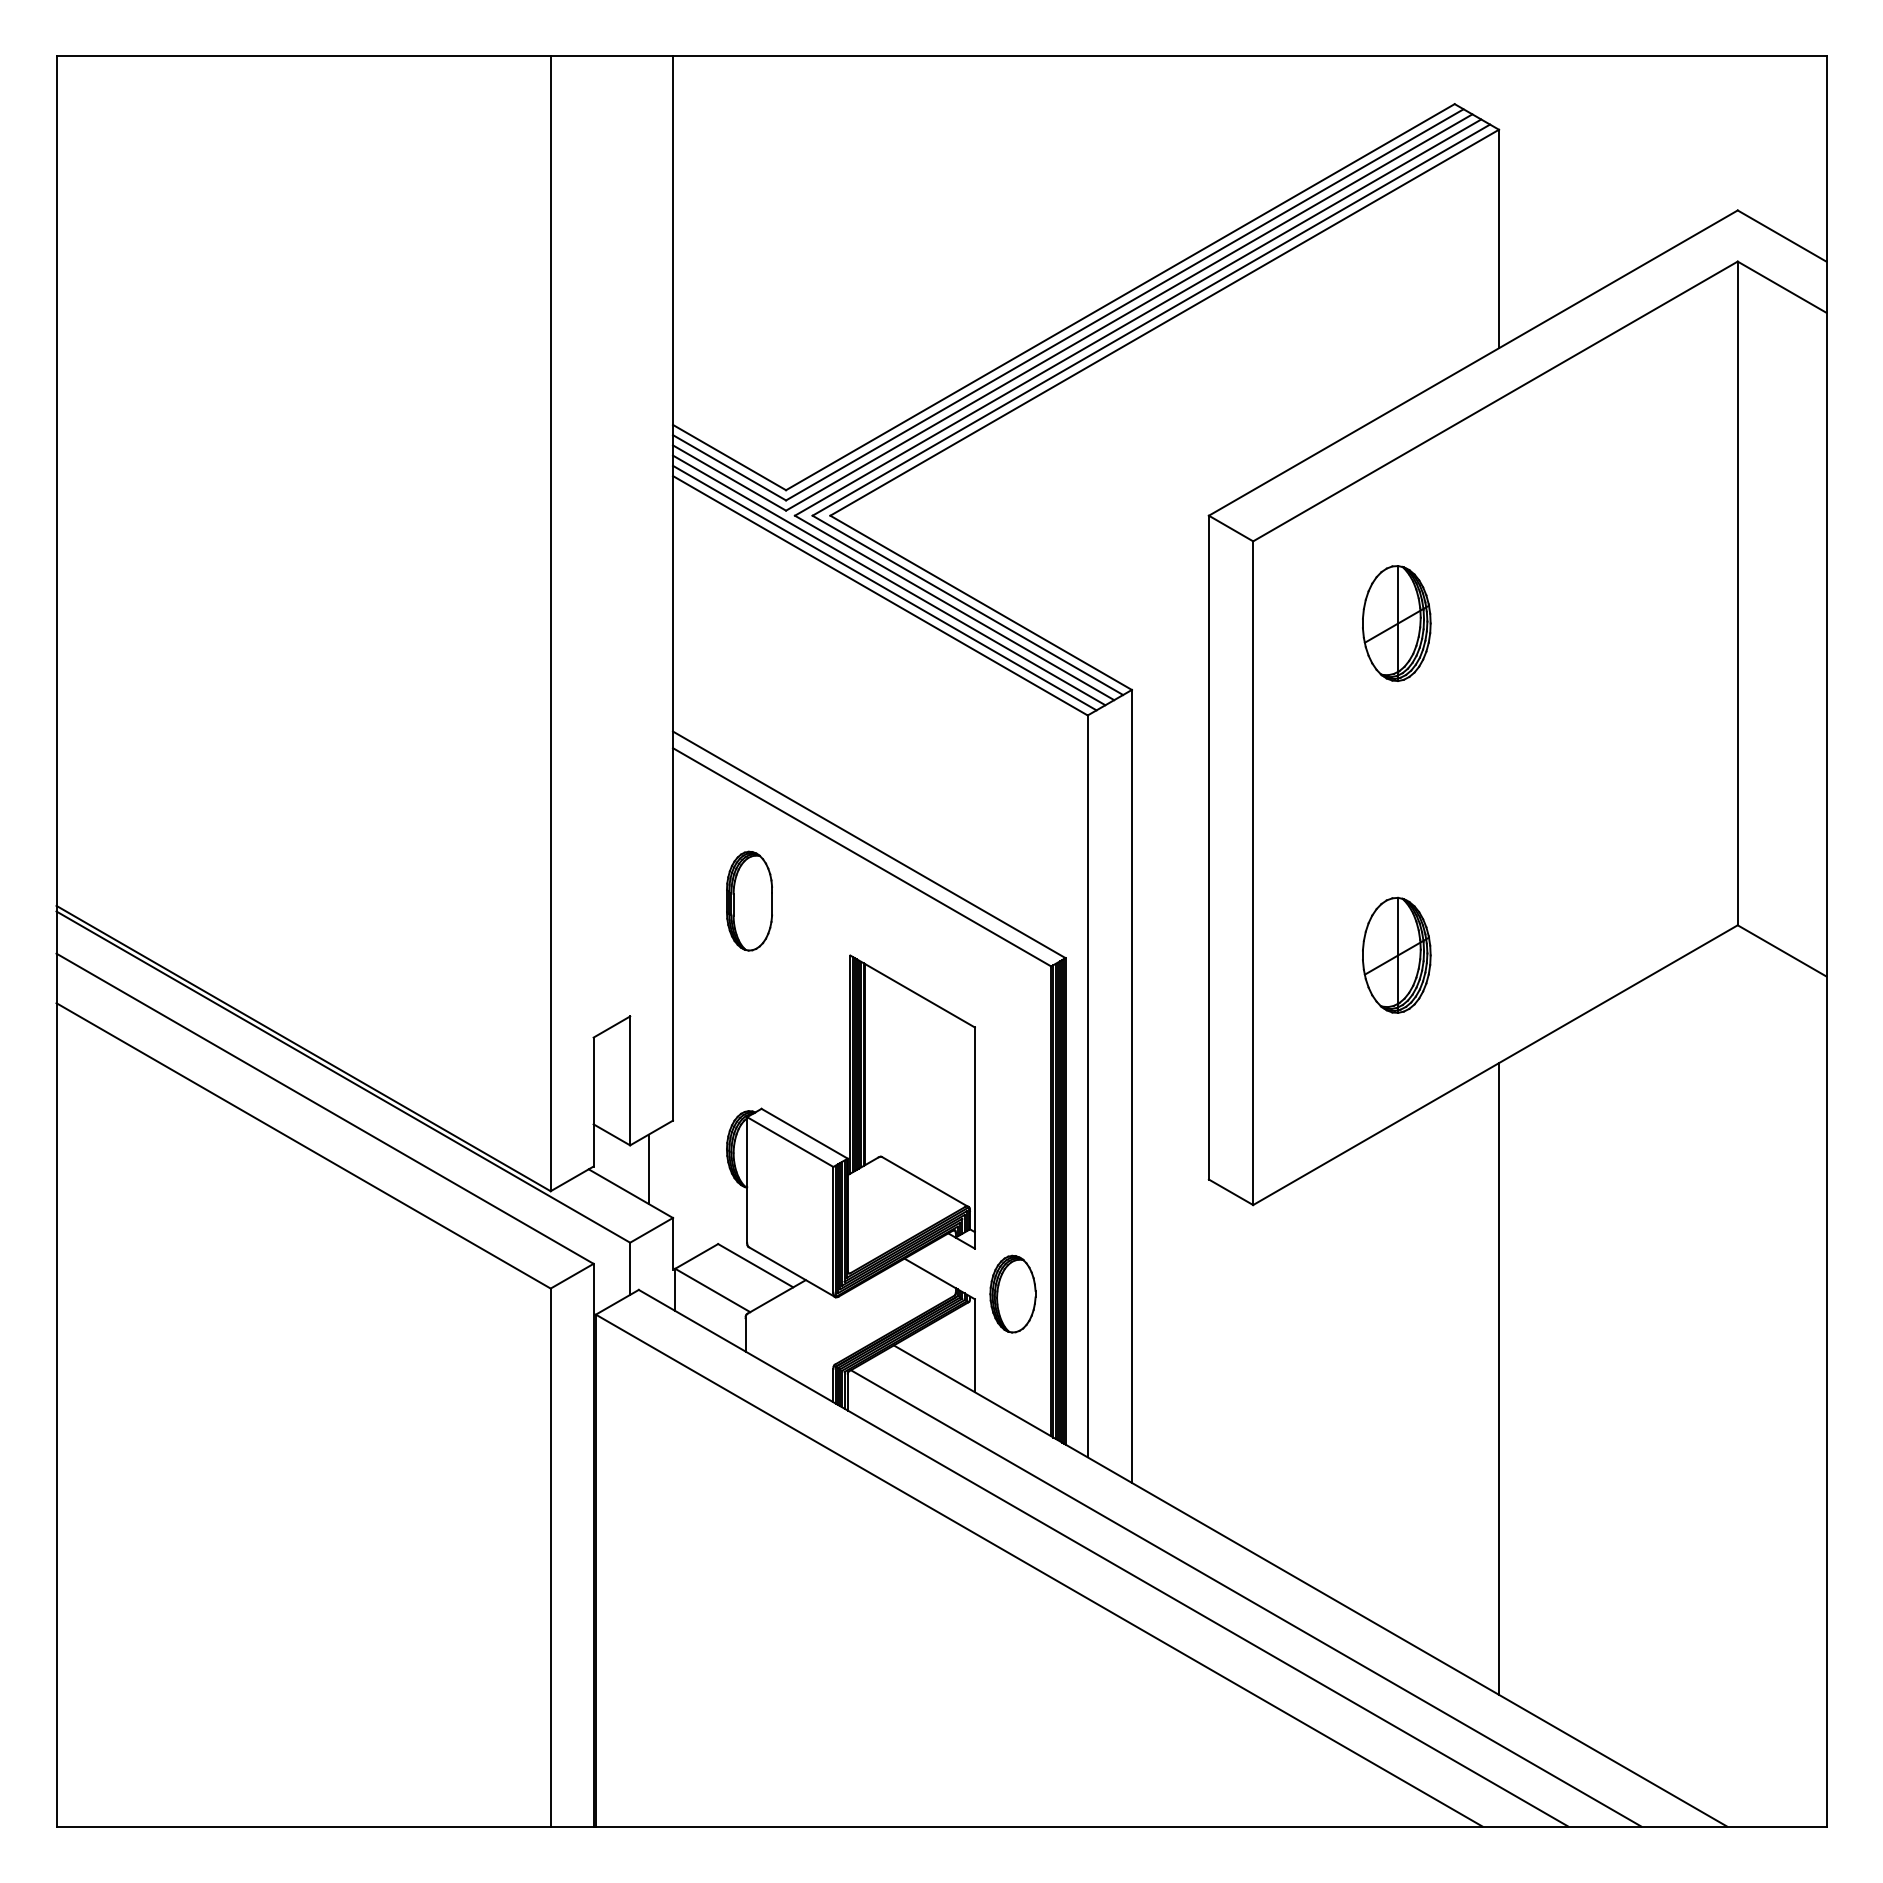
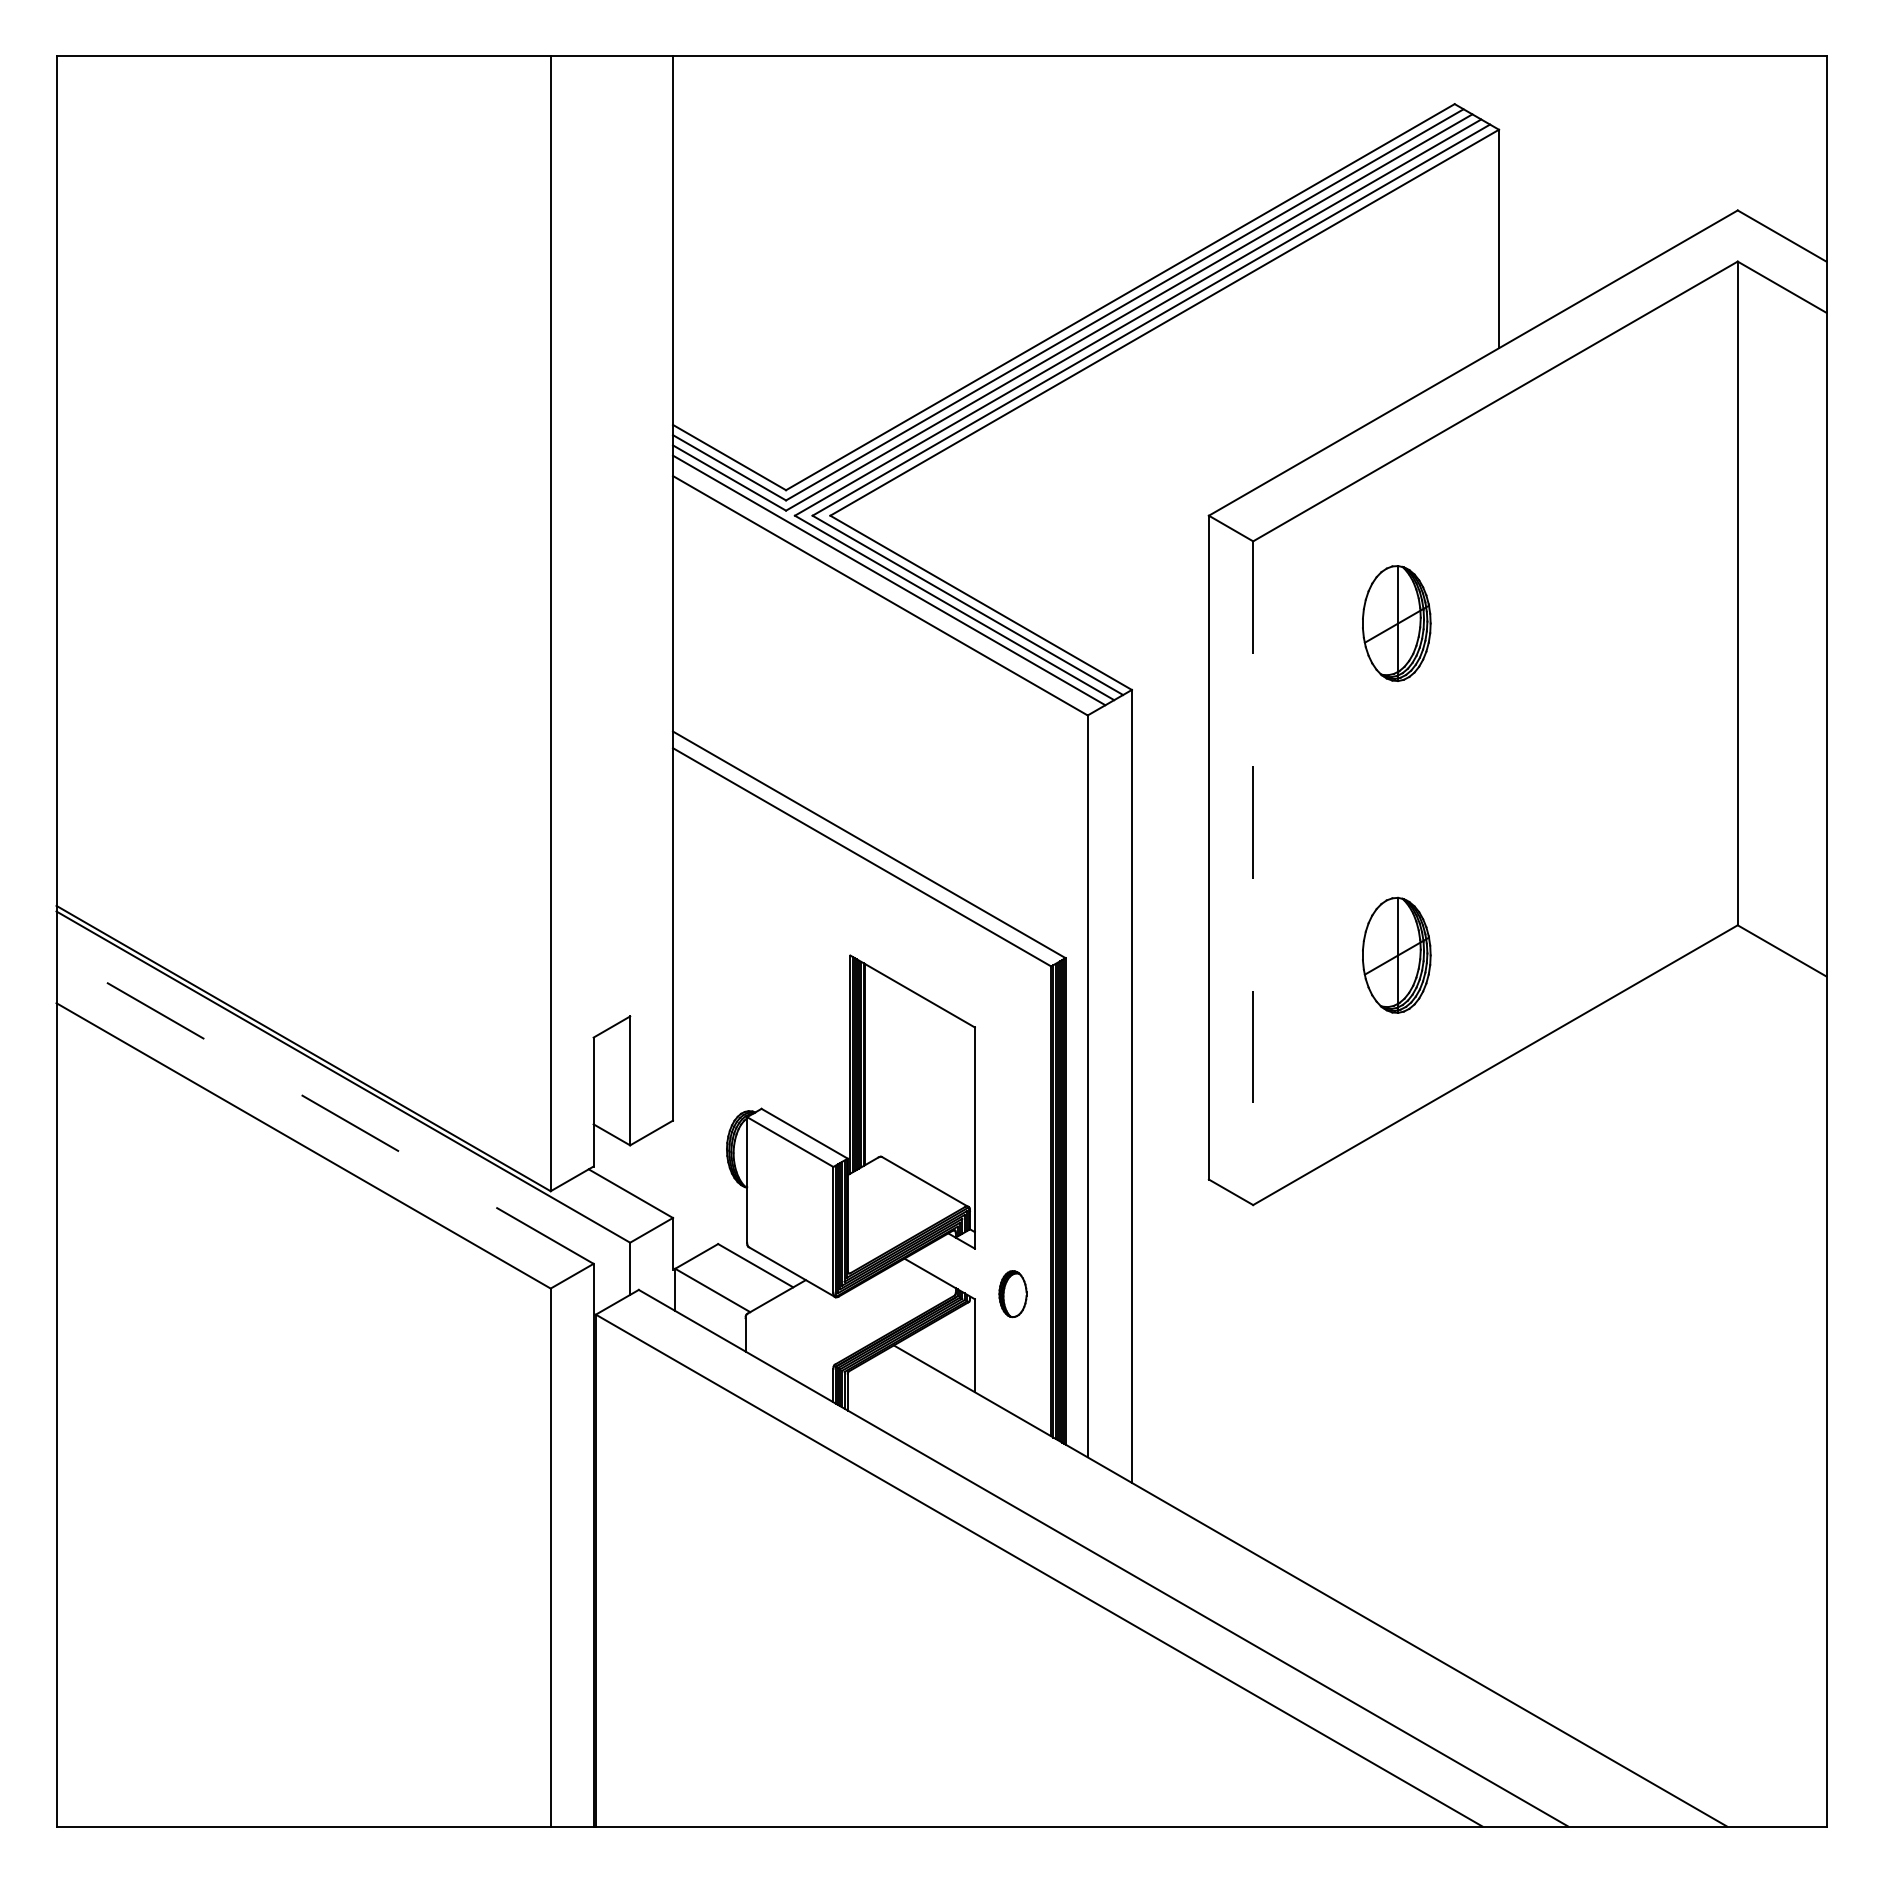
line: present -> none (884, 587)
line: solid -> dashed (1253, 873)
part: present -> none (749, 900)
line: solid -> dashed (324, 1108)
line: present -> none (648, 1169)
part size: 48x80 px -> 30x49 px (1012, 1294)
line: present -> none (1499, 1378)
line: present -> none (1246, 1598)
